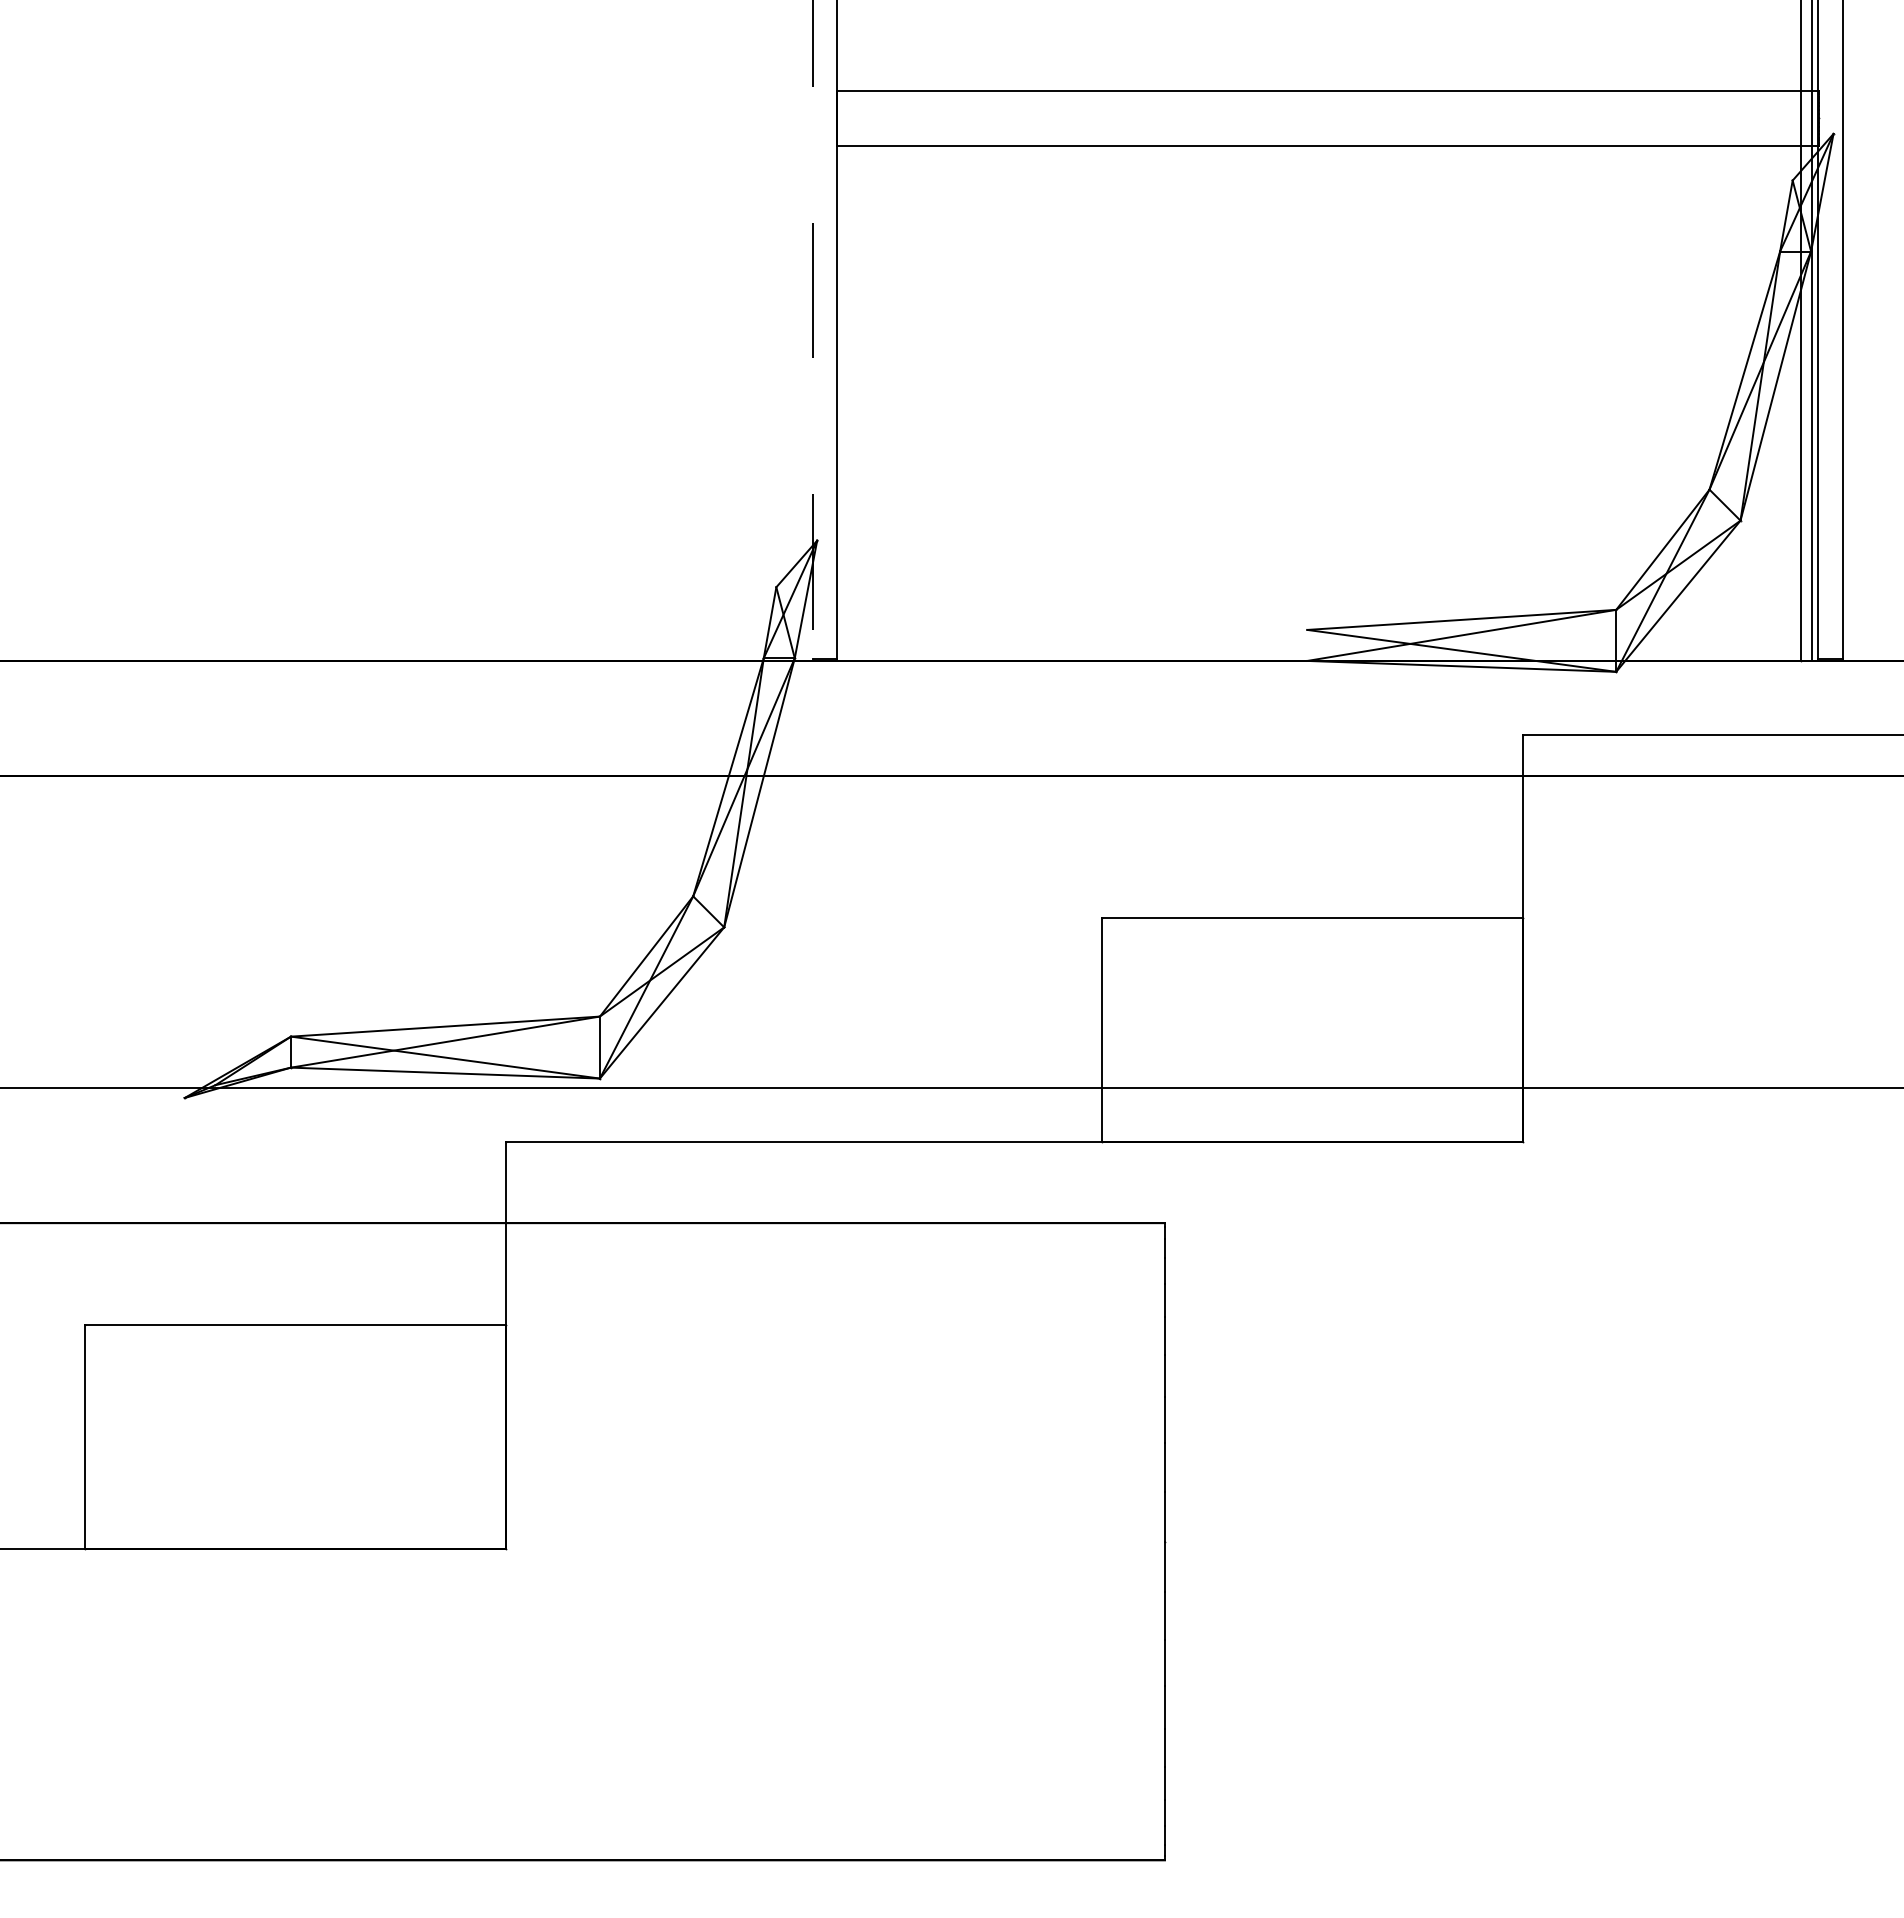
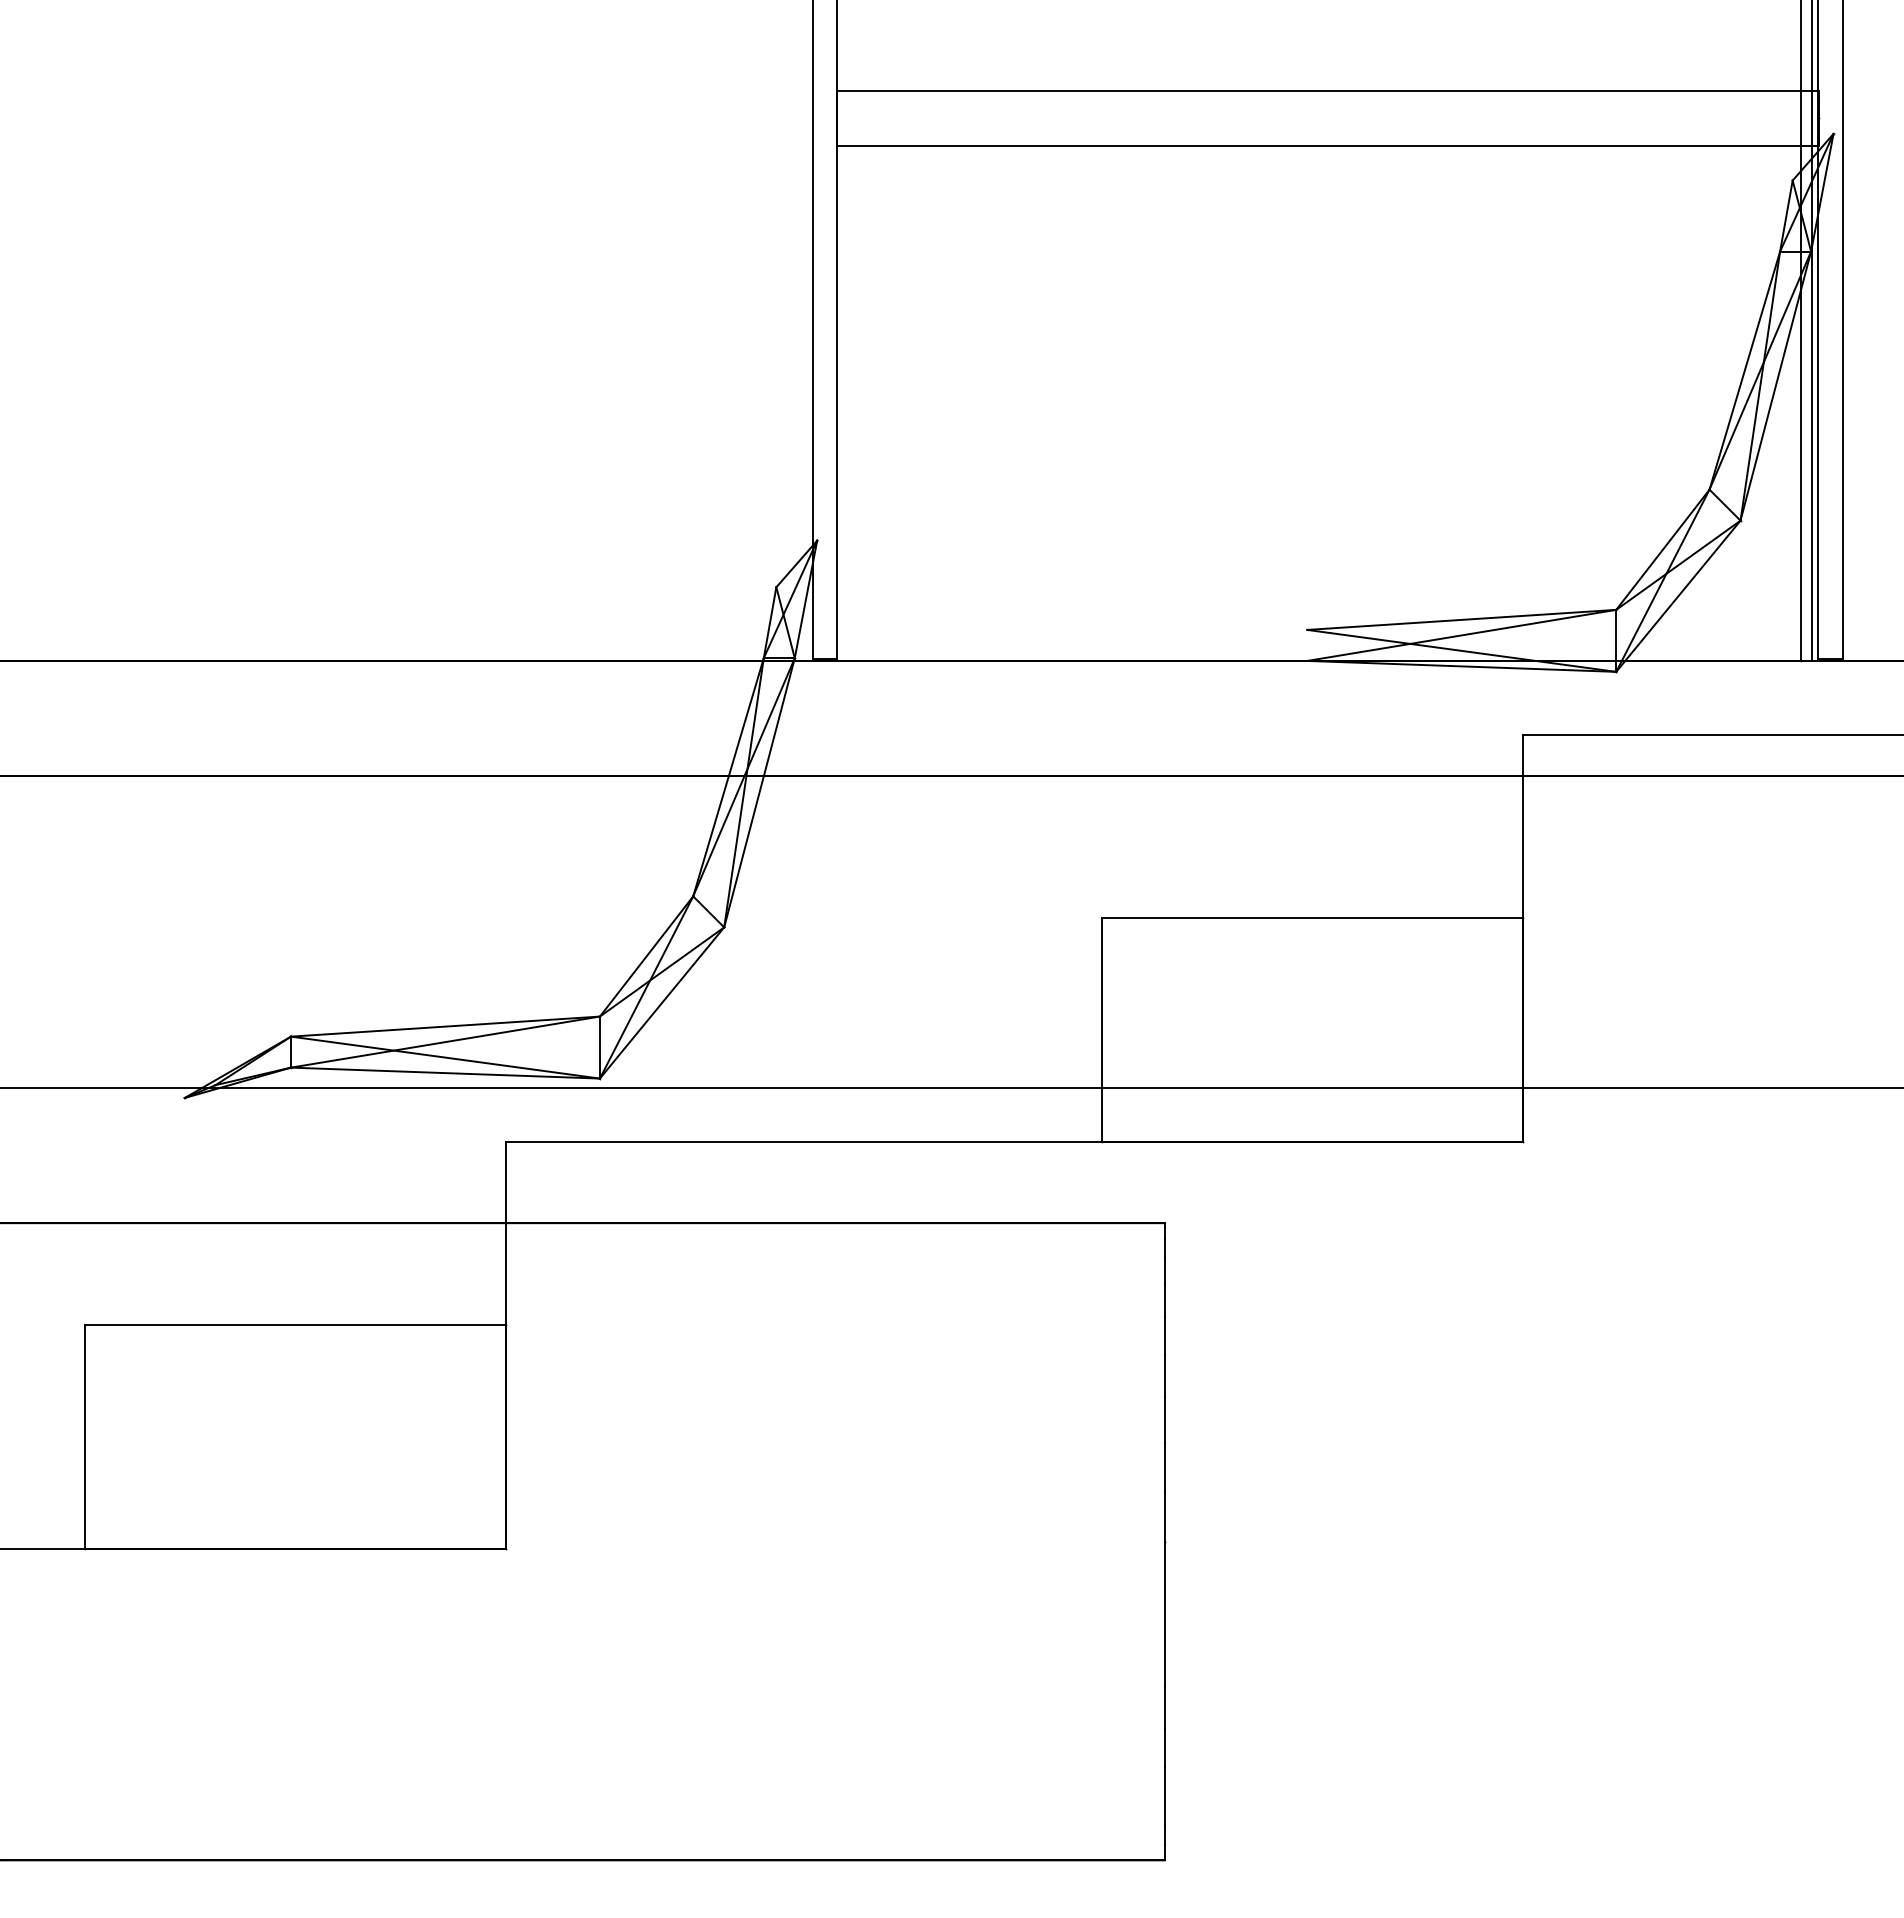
line: dashed -> solid (812, 329)
